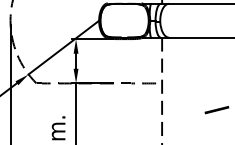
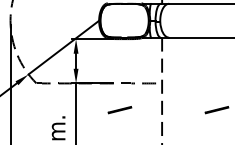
line: none -> present (119, 110)
